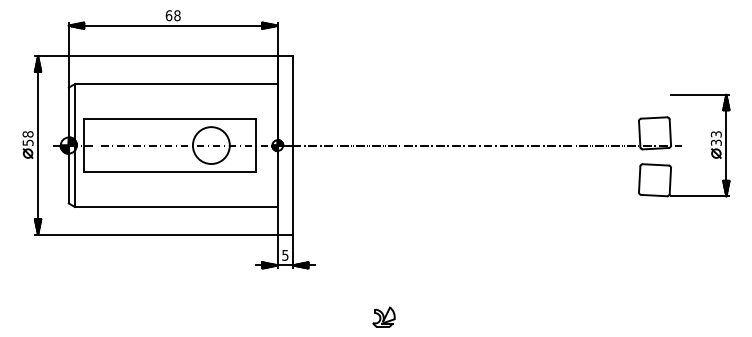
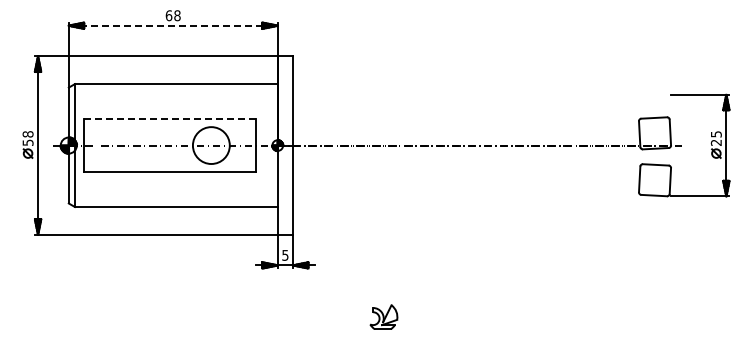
line: solid -> dashed (173, 25)
line: solid -> dashed (169, 118)
text: 33 -> 25 (715, 138)
part size: 24x22 px -> 30x26 px (383, 316)
